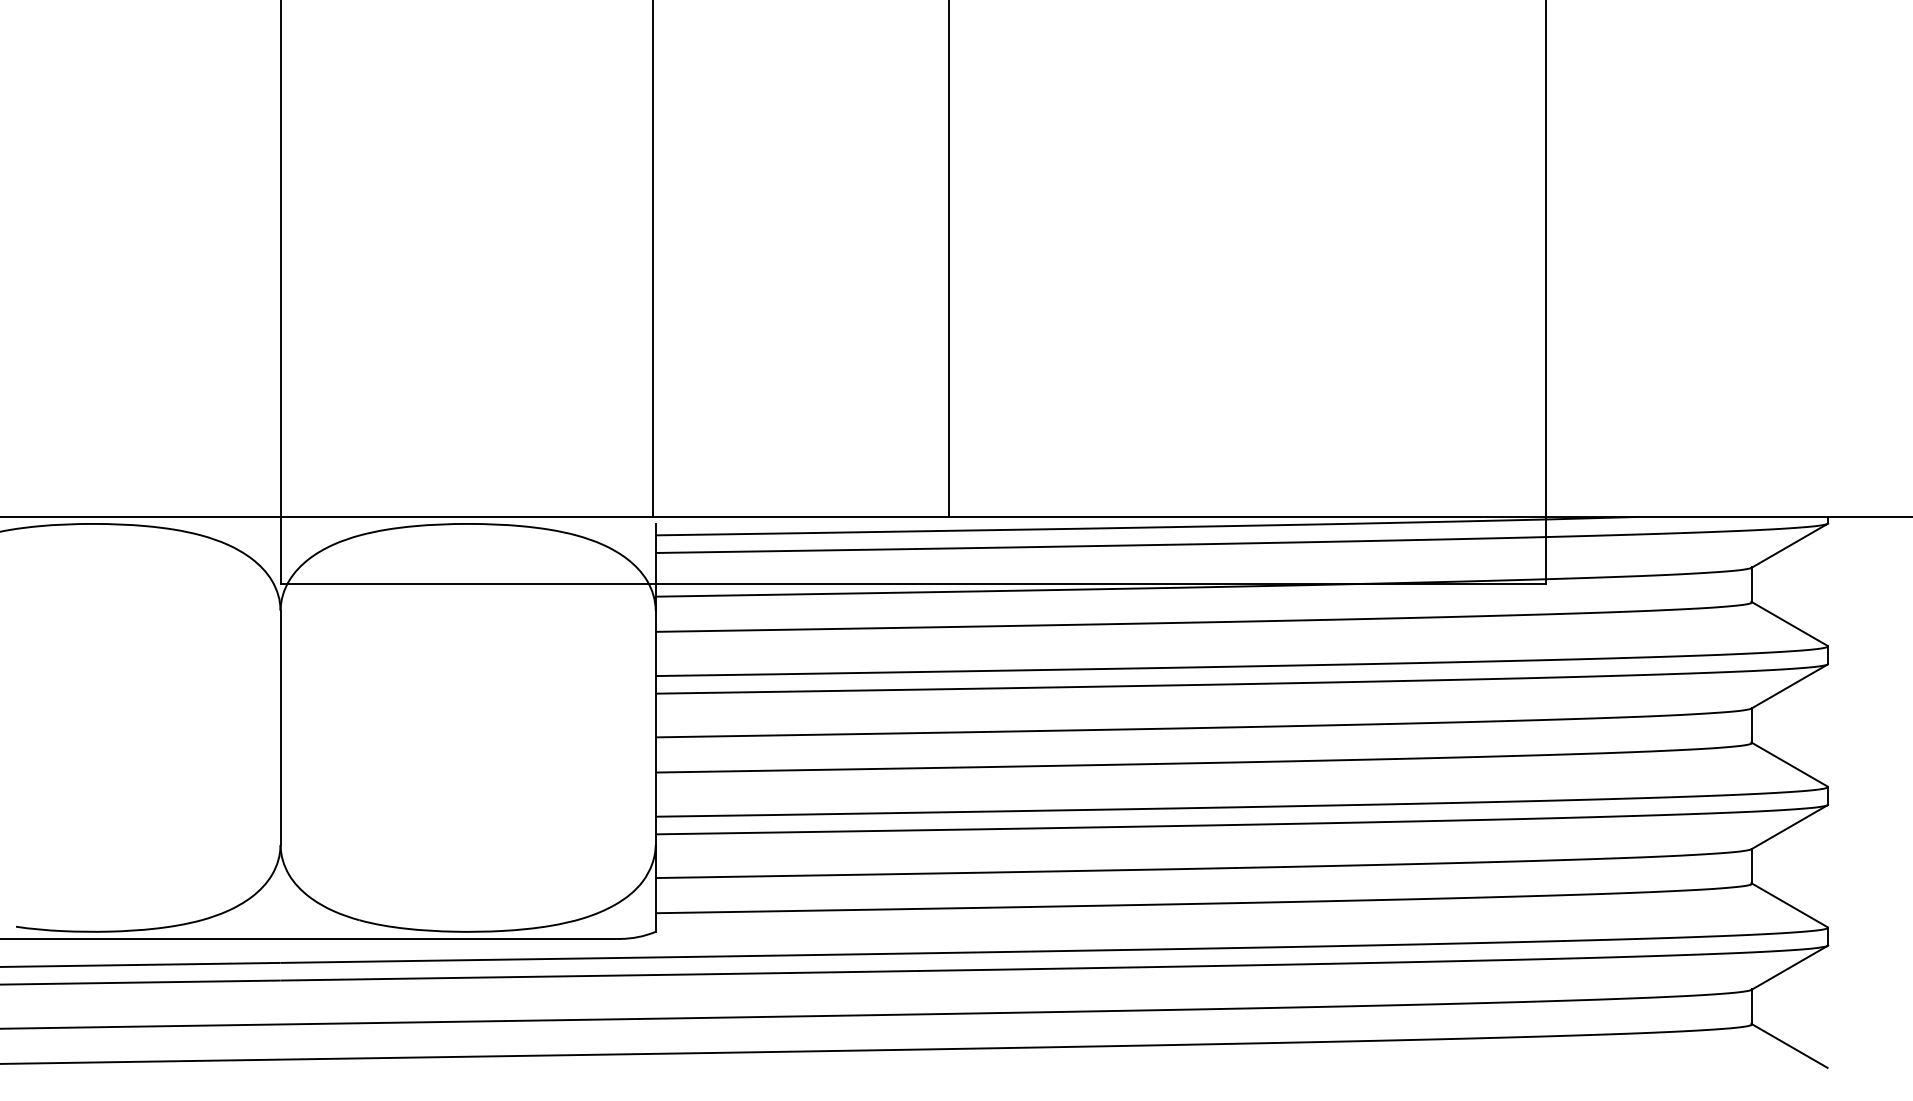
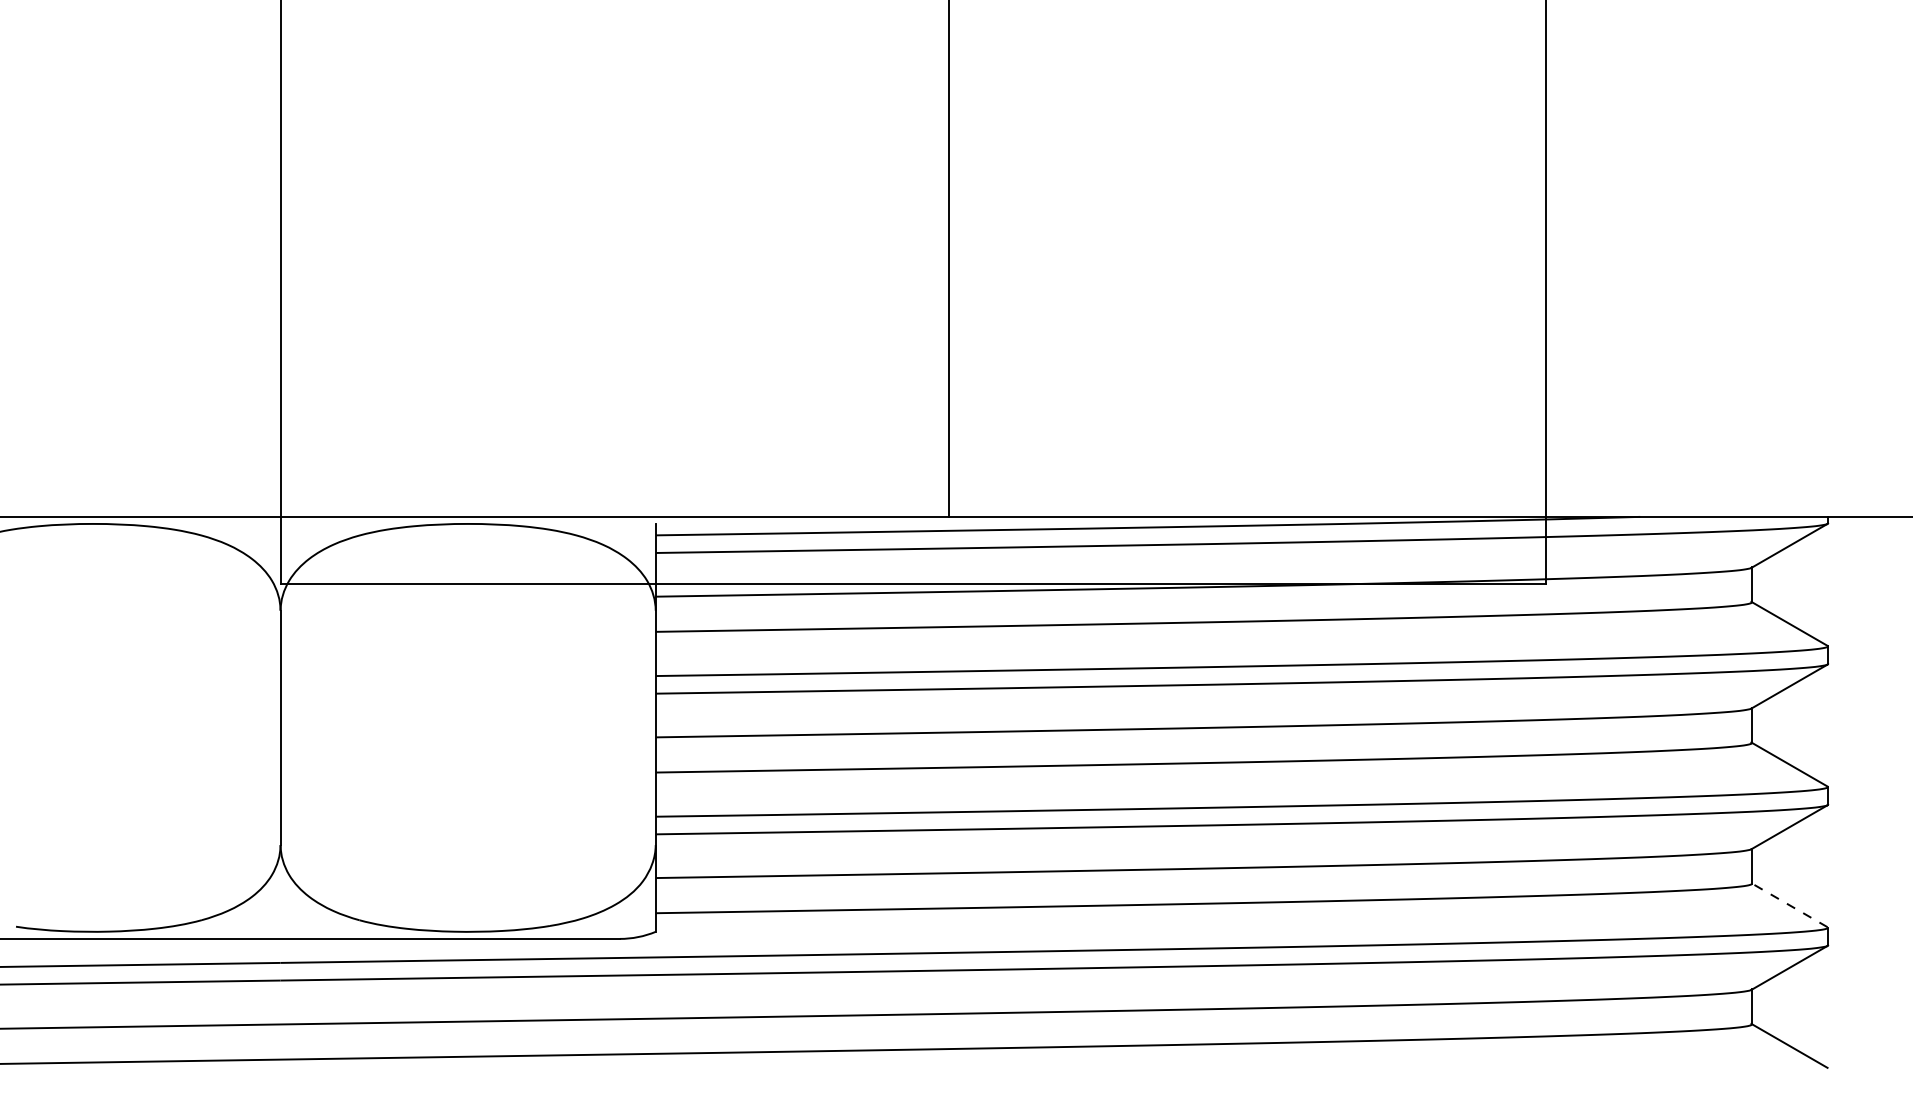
line: present -> none (653, 259)
line: solid -> dashed (1789, 905)
